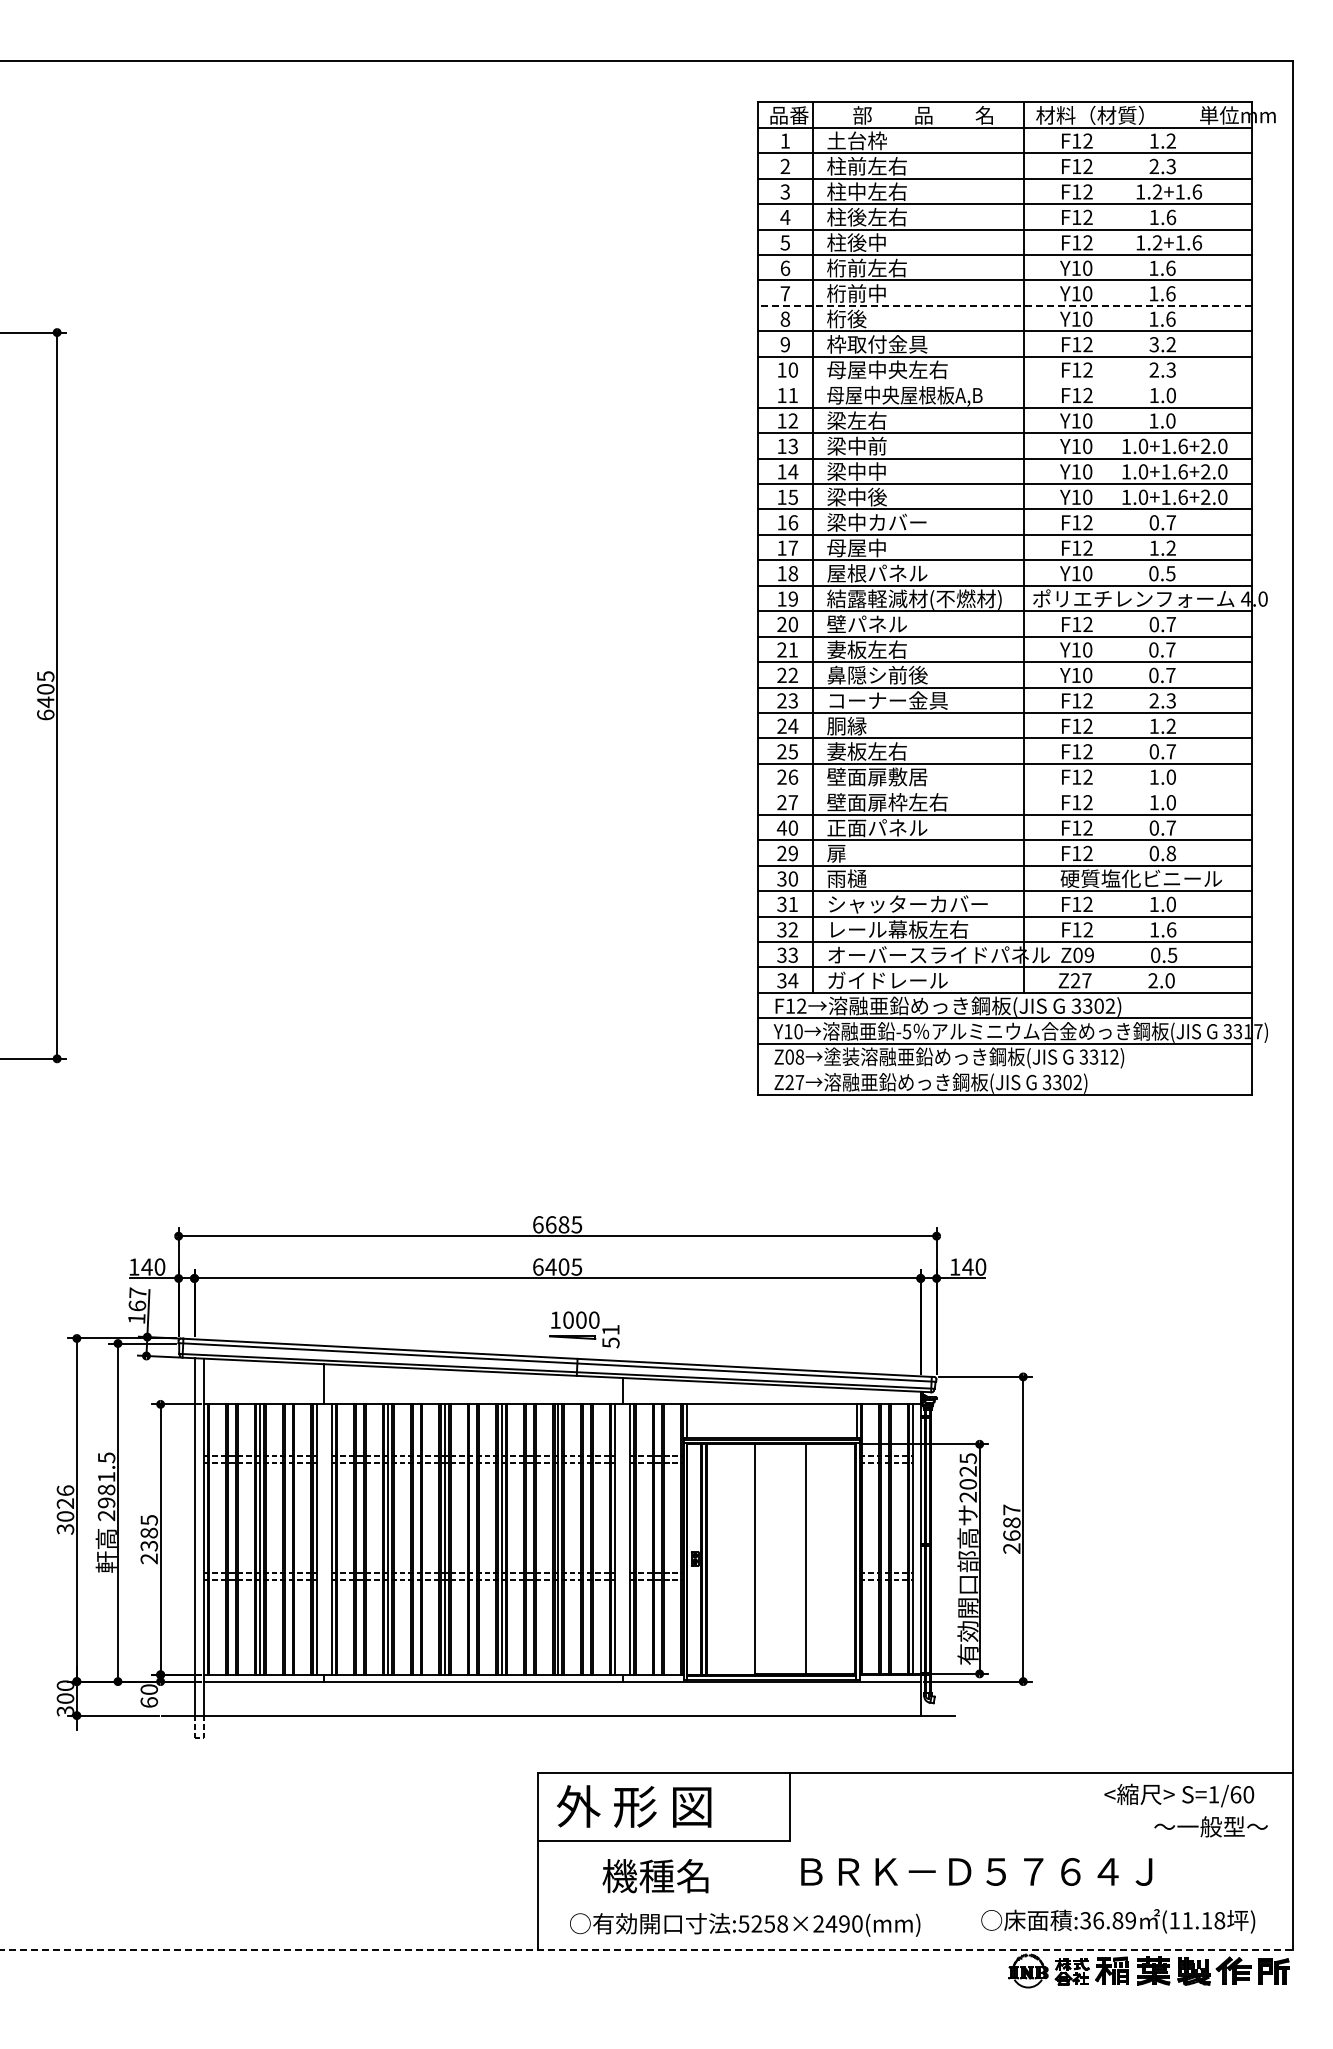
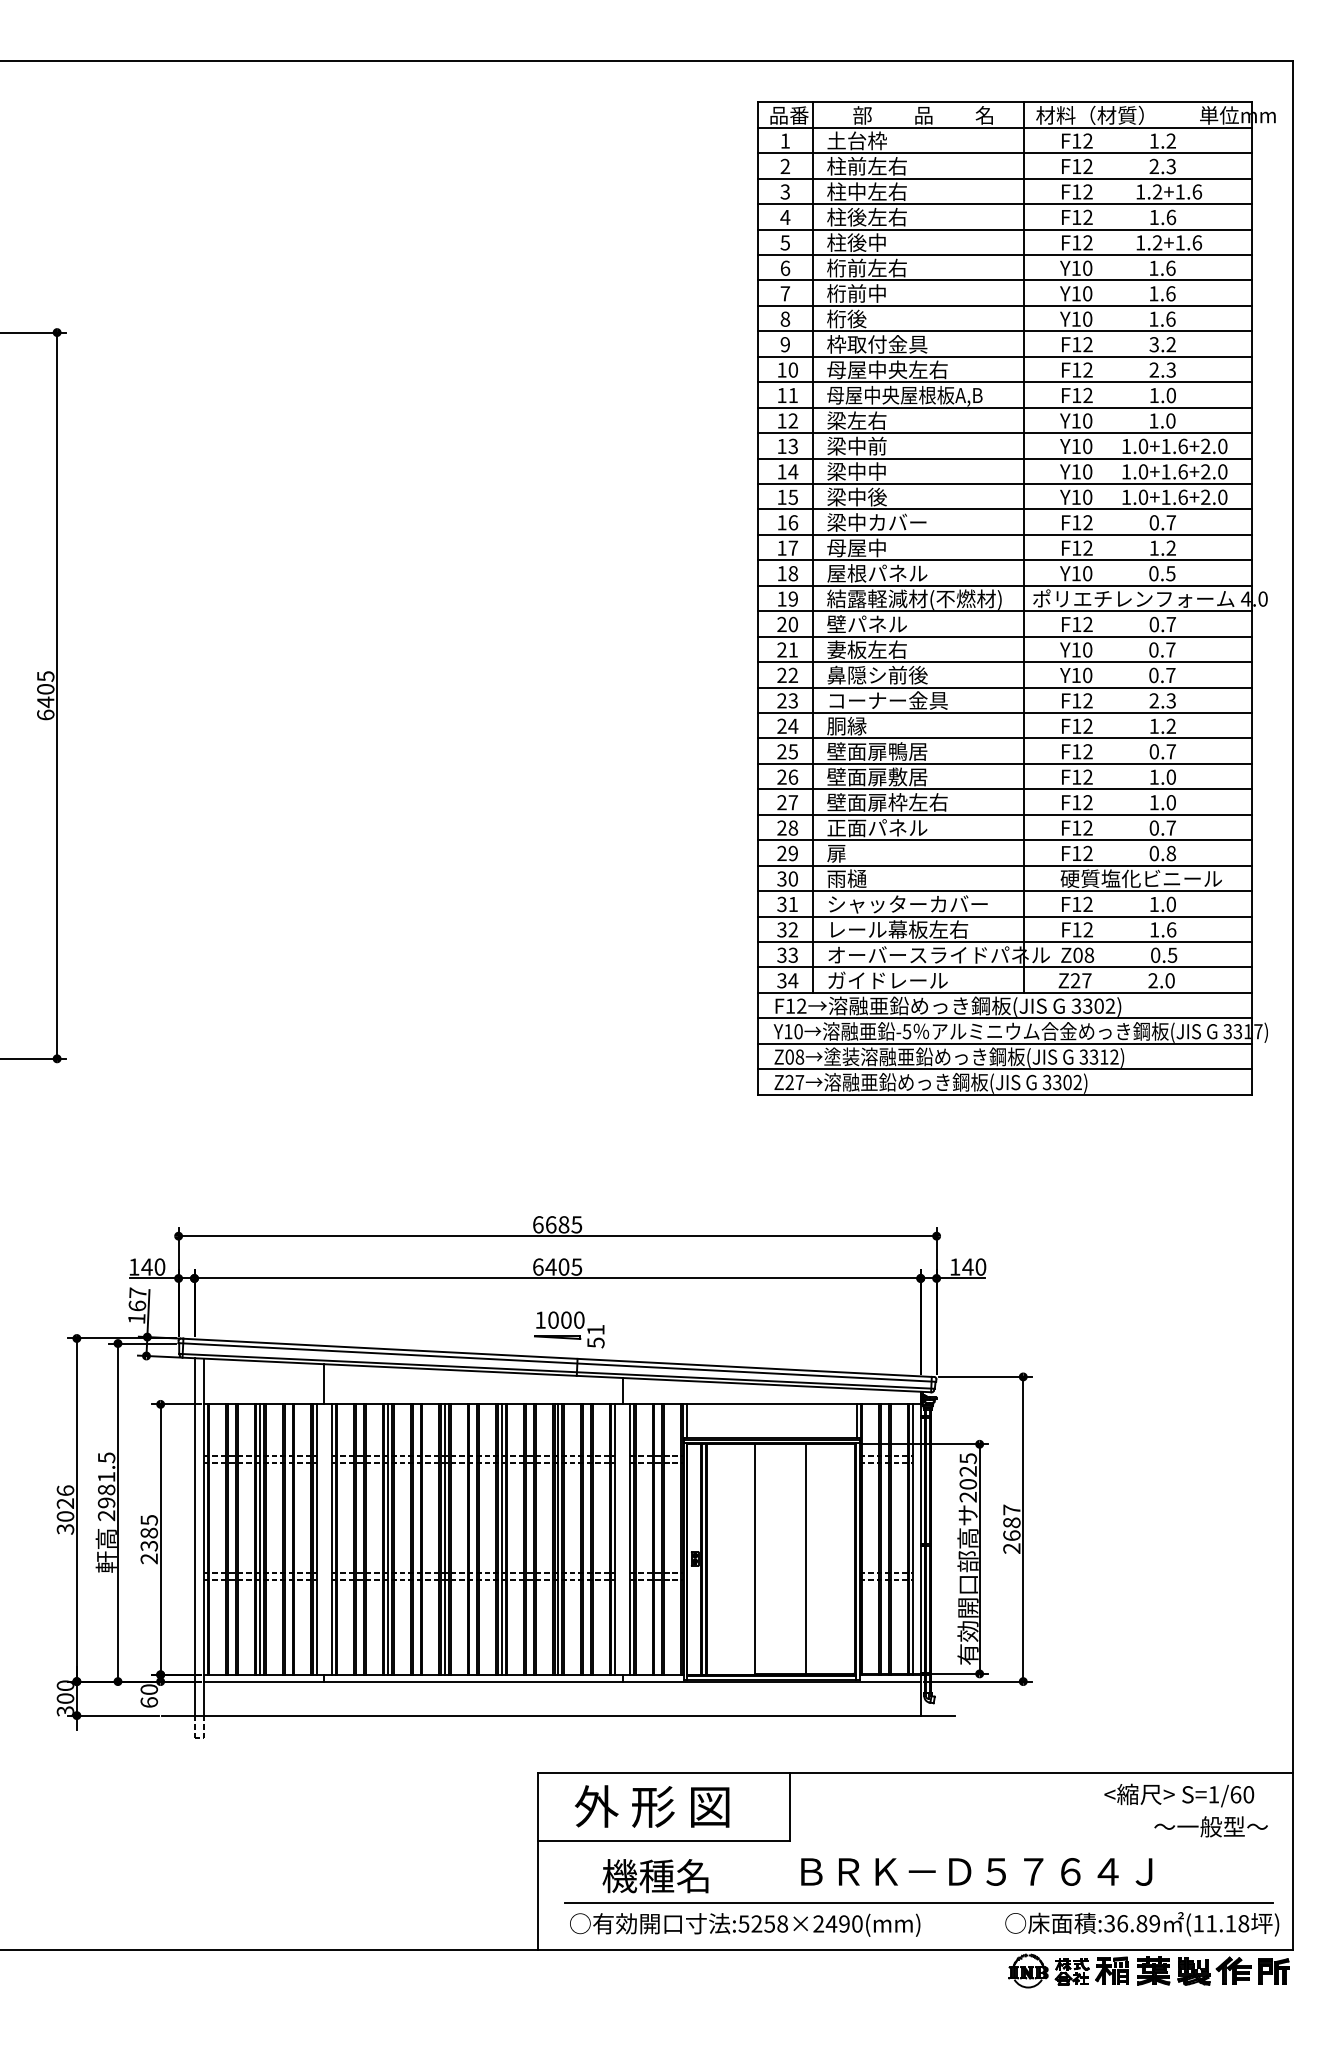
line: dashed -> solid (1005, 305)
line: none -> present (1005, 382)
text: 妻板左右 -> 壁面扉鴨居 (877, 751)
line: none -> present (1005, 789)
text: 40 -> 28 (787, 827)
text: Z09 -> Z08 (1089, 954)
line: none -> present (1005, 1069)
part position: (584, 1329) -> (569, 1329) (569, 1329)
text position: (634, 1806) -> (652, 1806) (652, 1806)
line: none -> present (918, 1903)
text position: (1118, 1921) -> (1142, 1924) (1142, 1924)
line: dashed -> solid (647, 1950)
